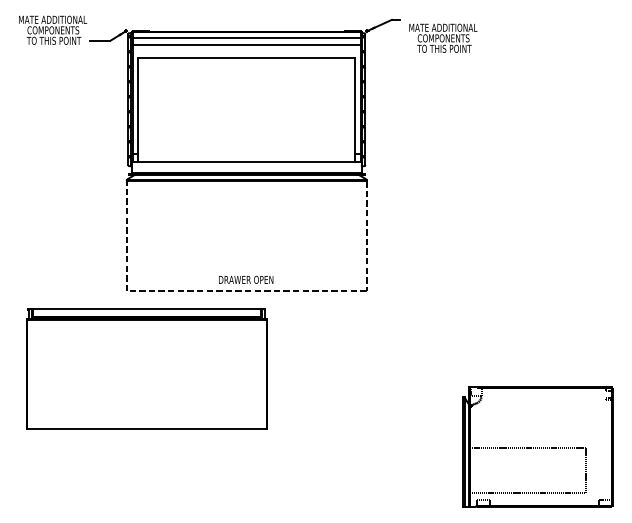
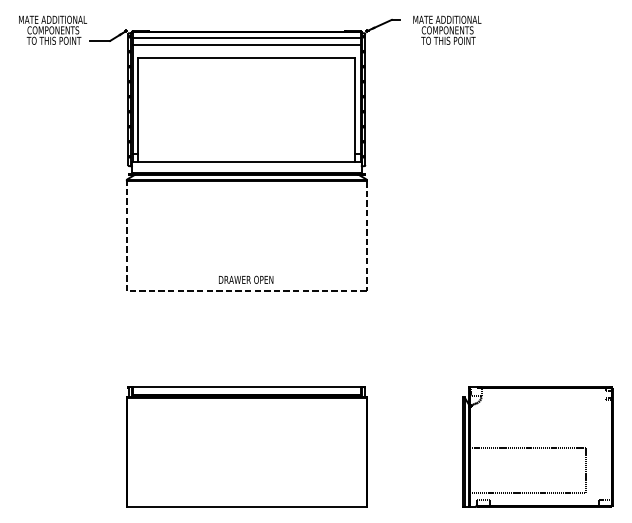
text position: (443, 37) -> (447, 29) (447, 29)
part position: (146, 368) -> (246, 446) (246, 446)
